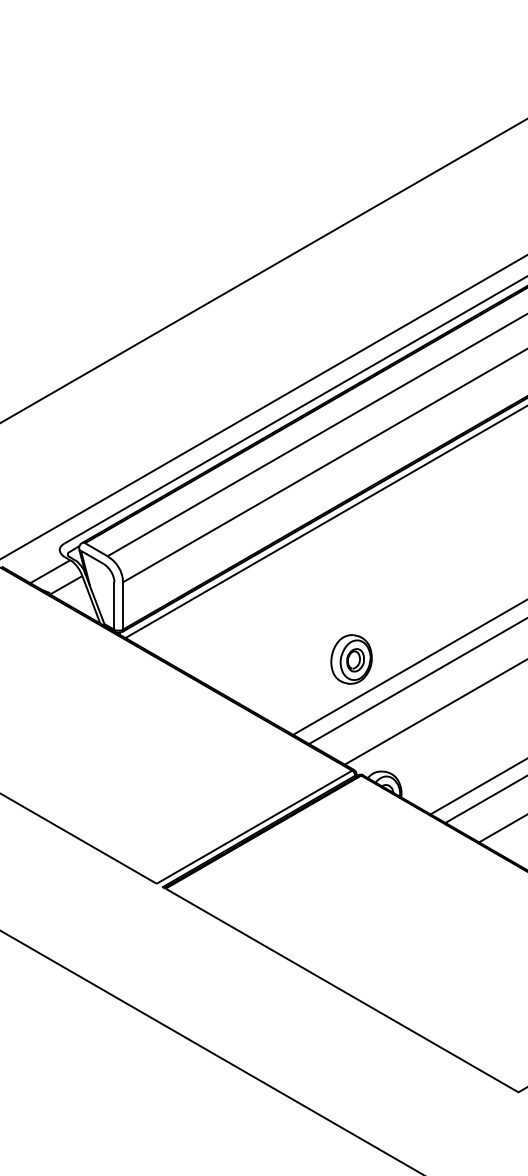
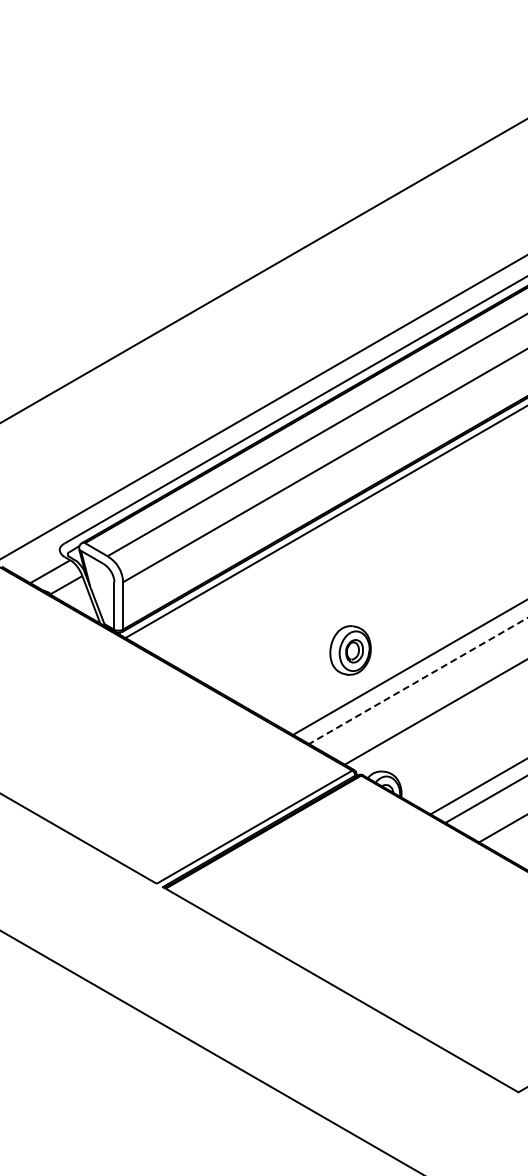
part position: (351, 659) -> (350, 650) (350, 650)
line: solid -> dashed (418, 681)
